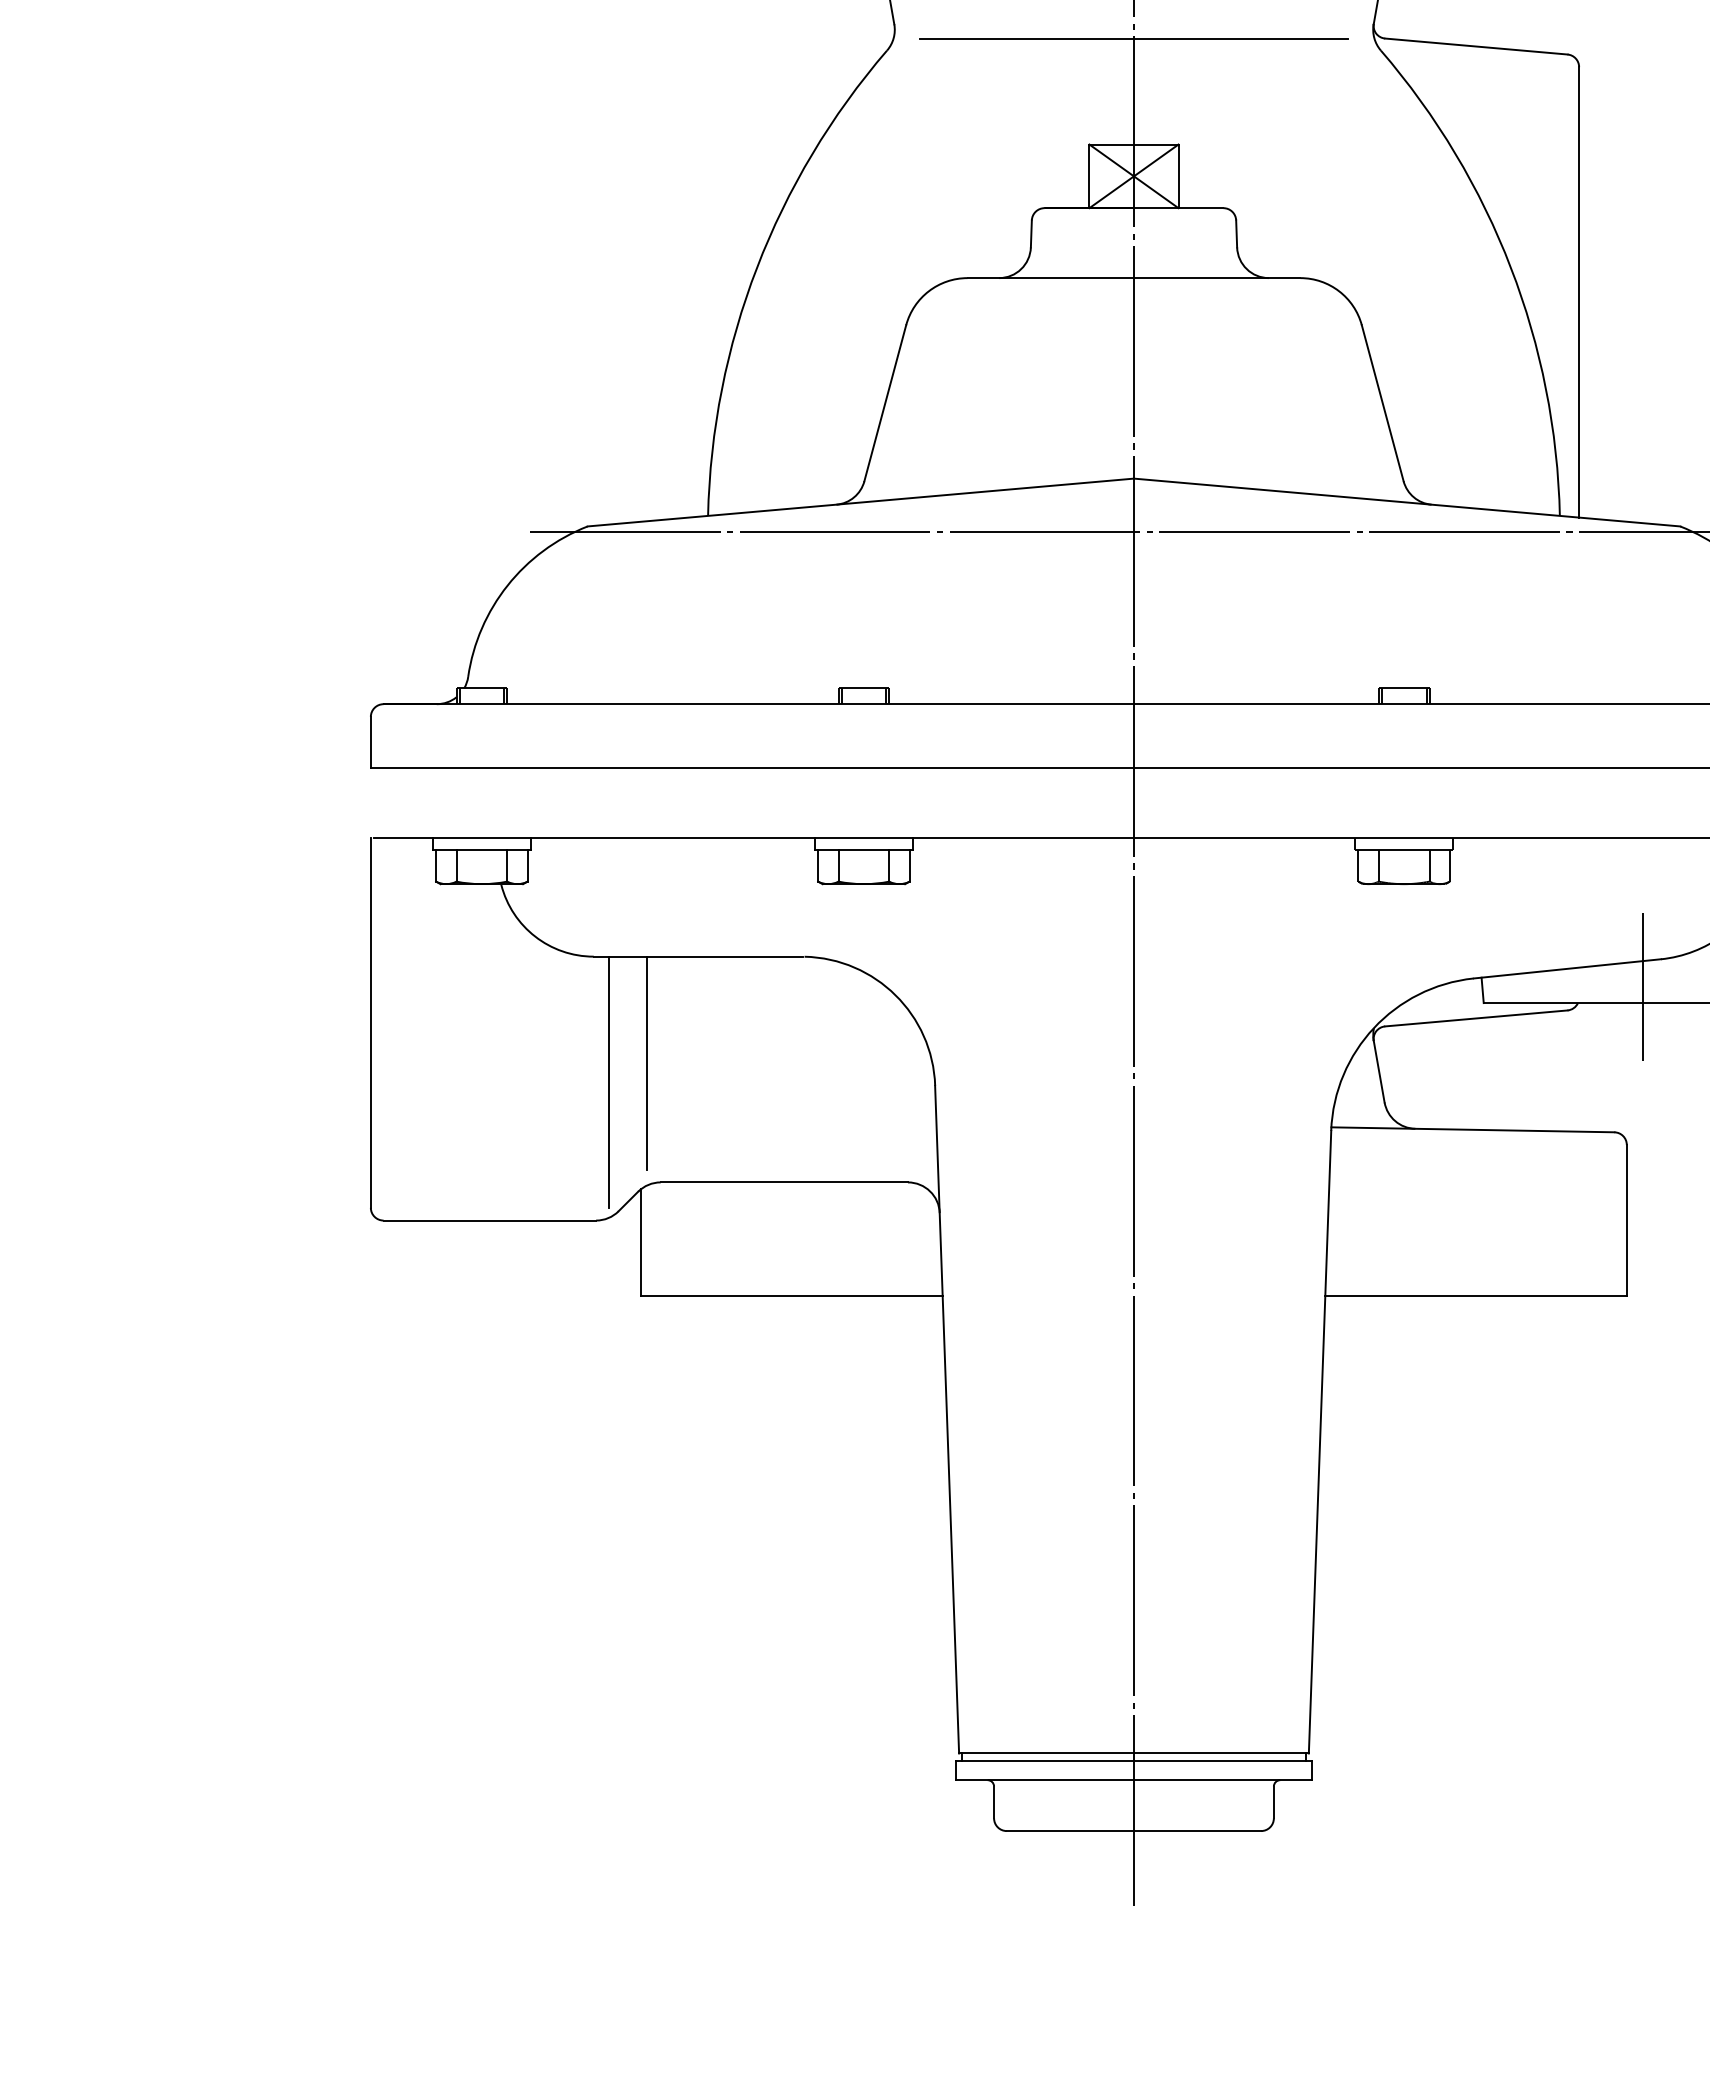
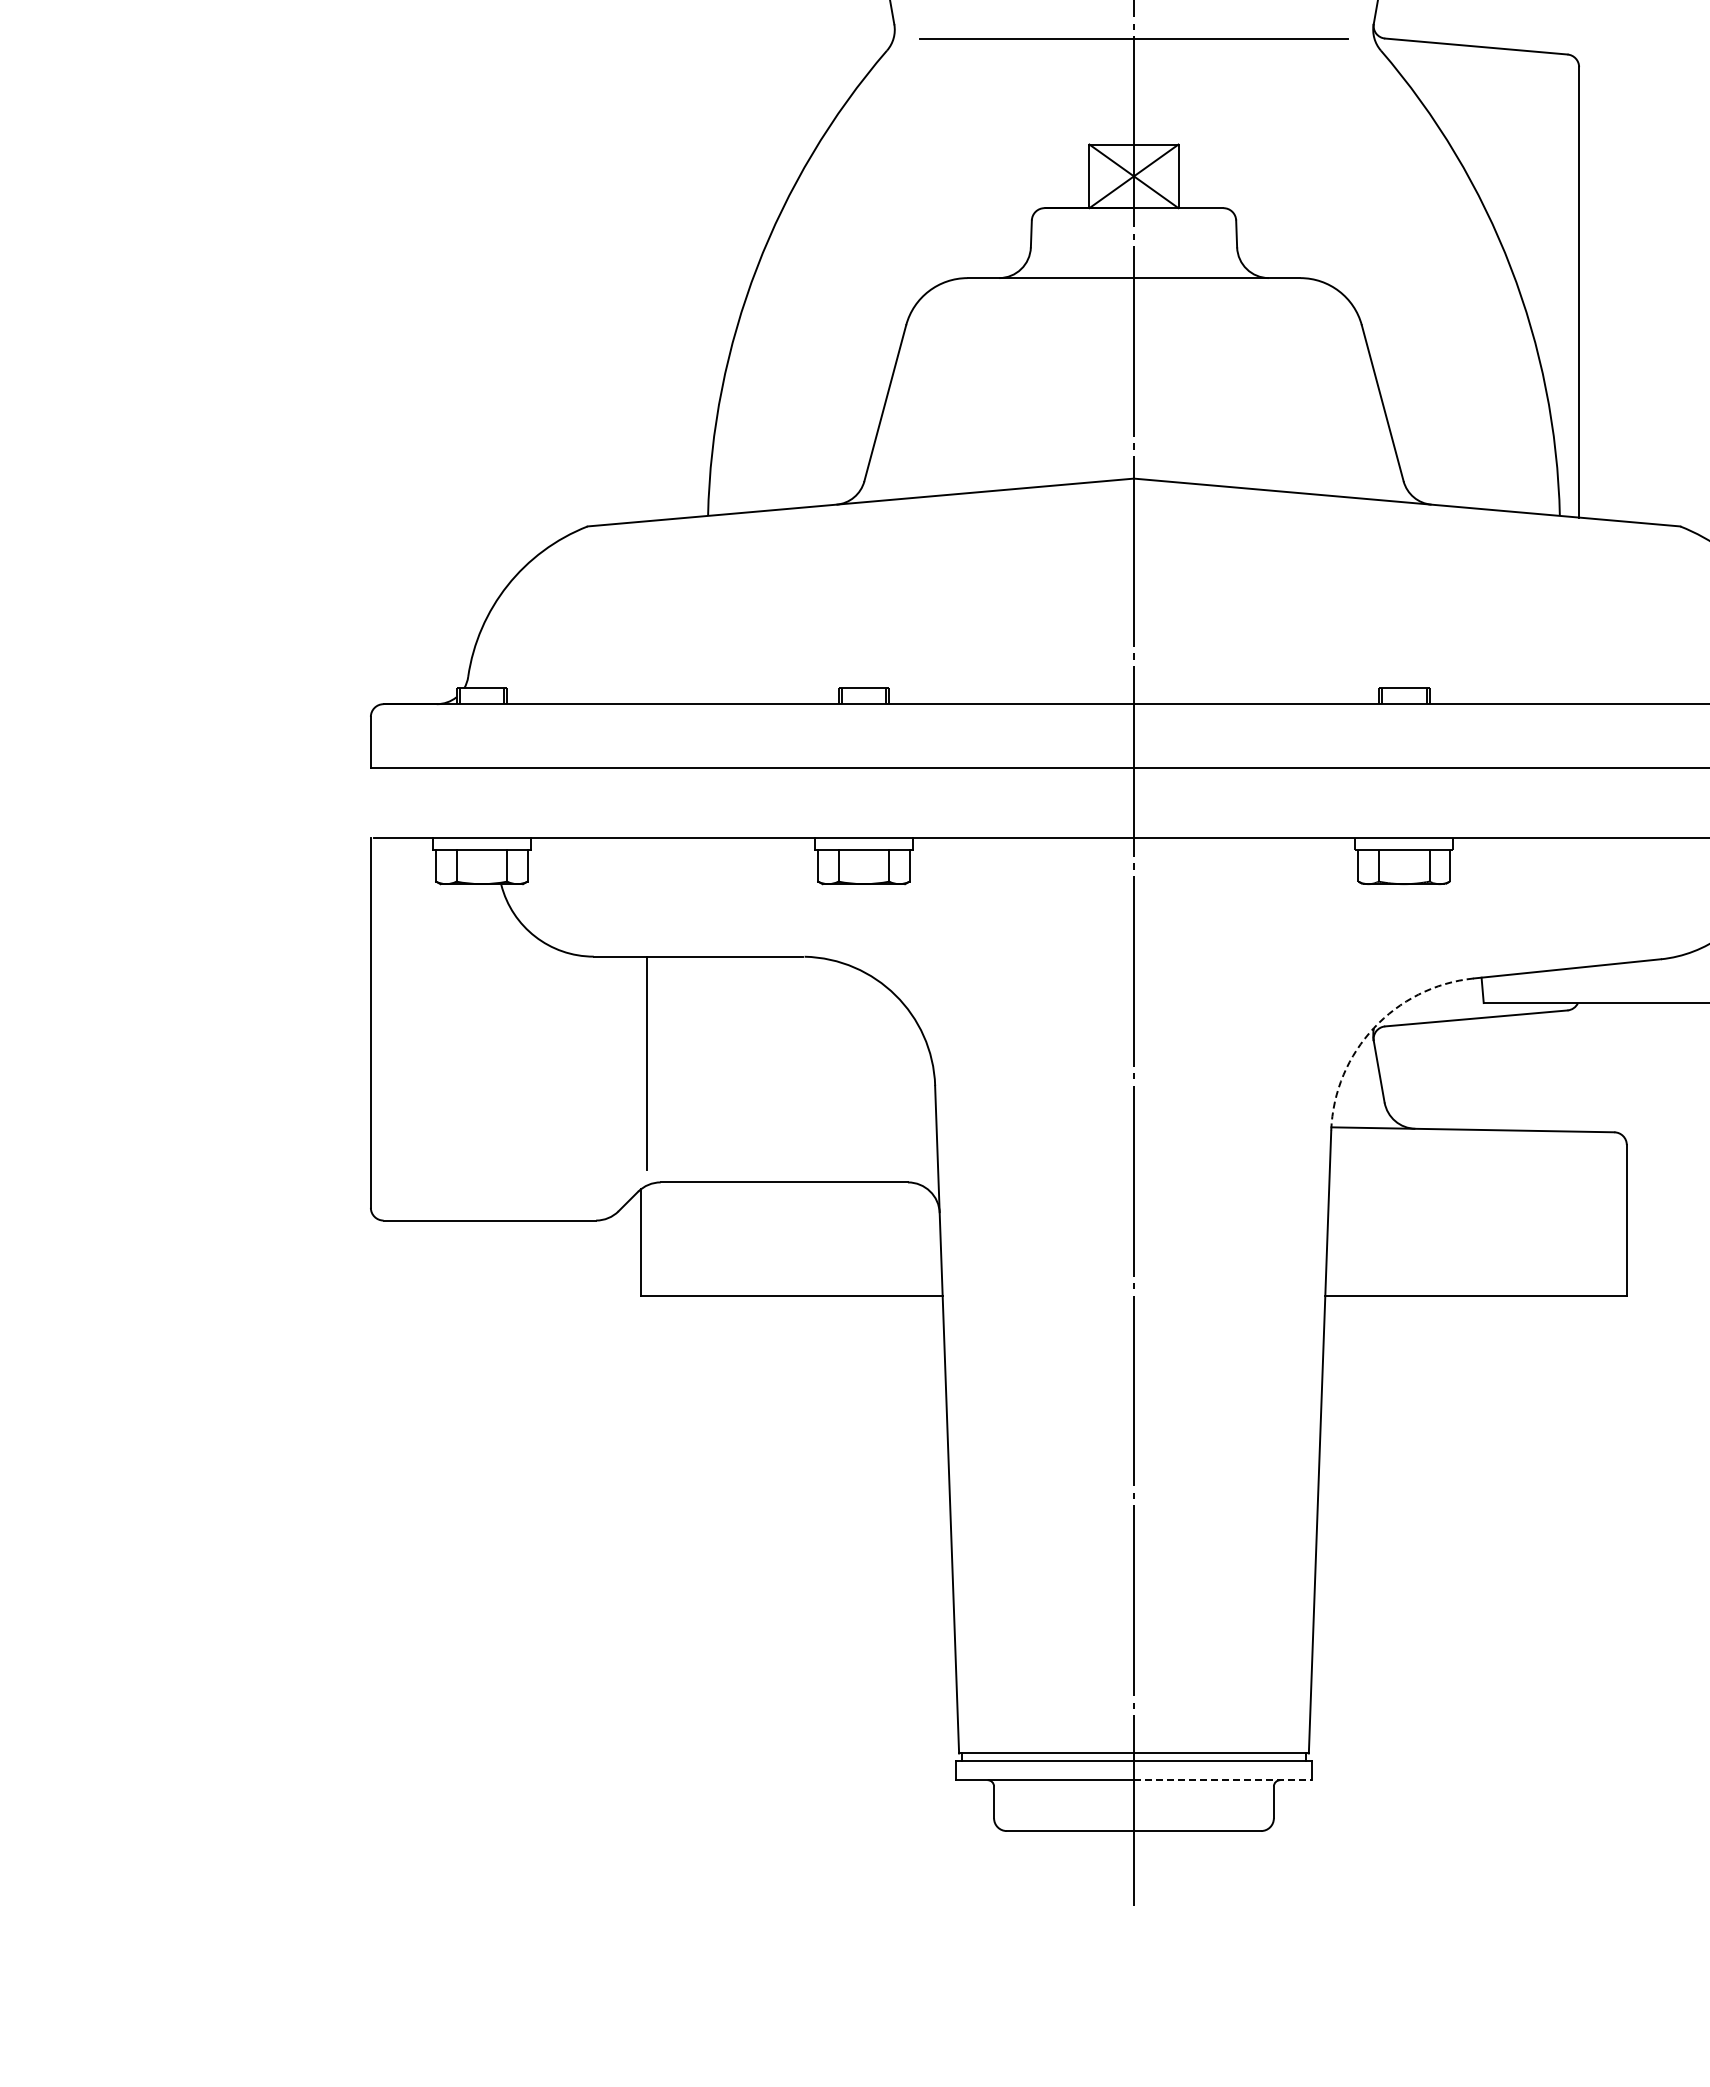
line: present -> none (1117, 532)
line: present -> none (1642, 986)
arc: solid -> dashed (1373, 1028)
line: present -> none (609, 1081)
line: solid -> dashed (1223, 1780)
